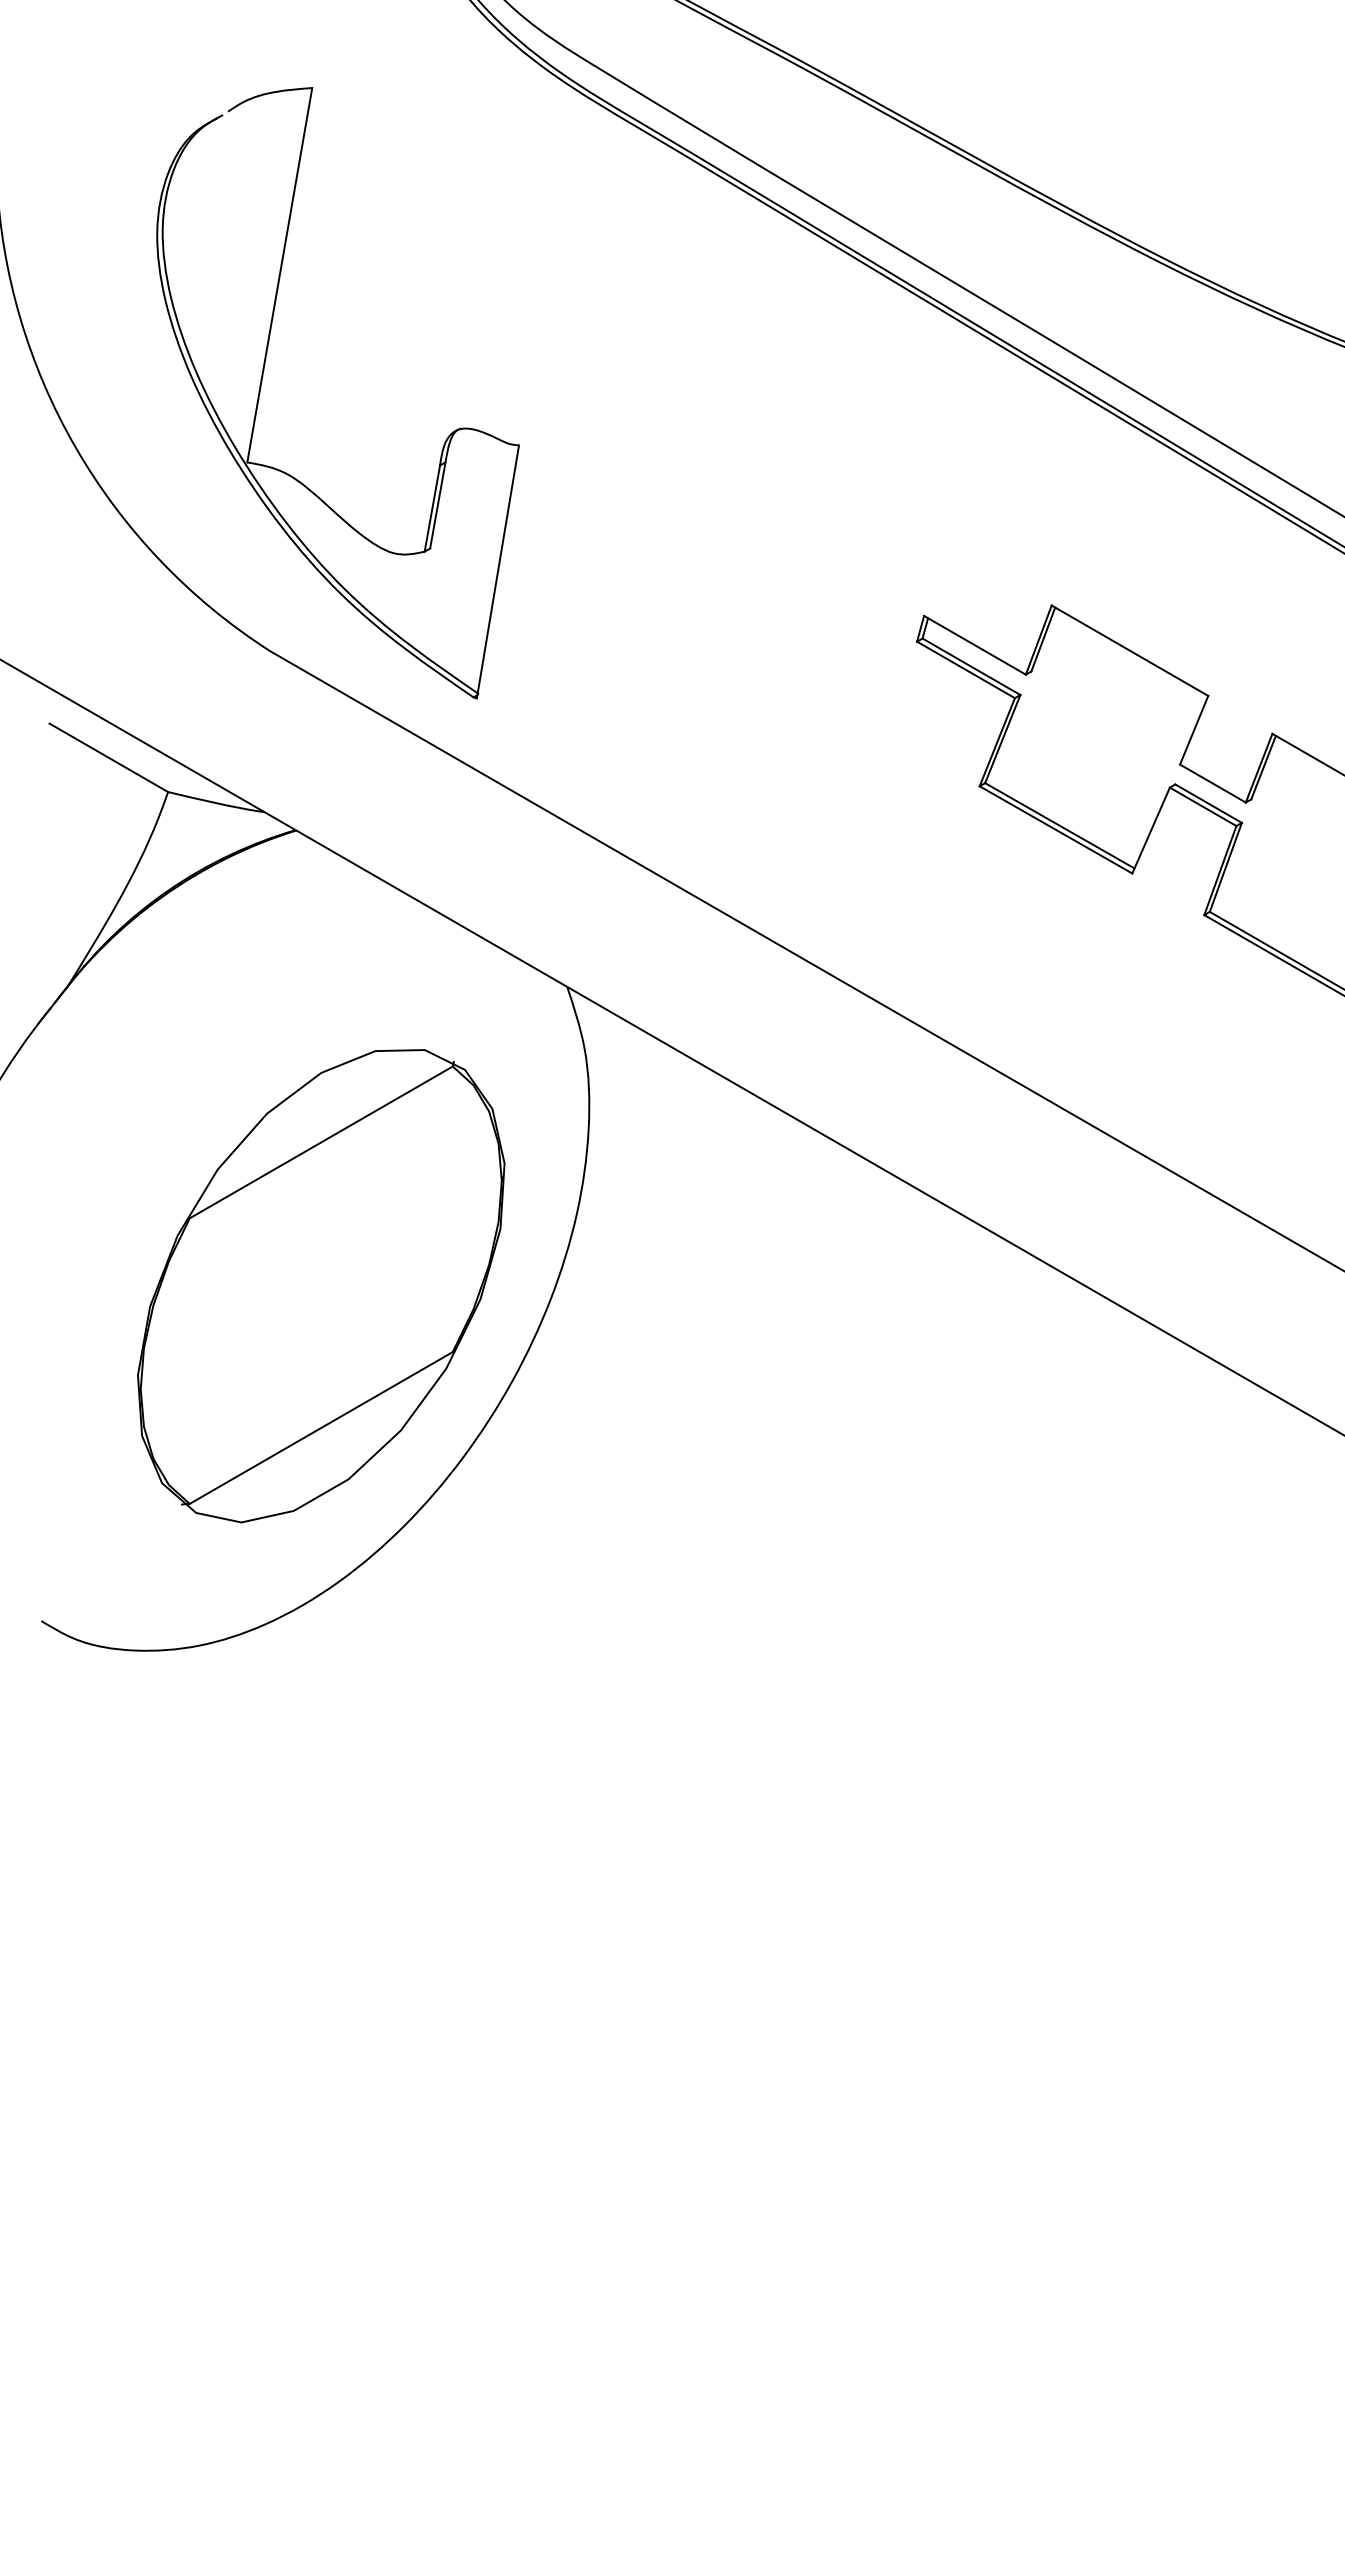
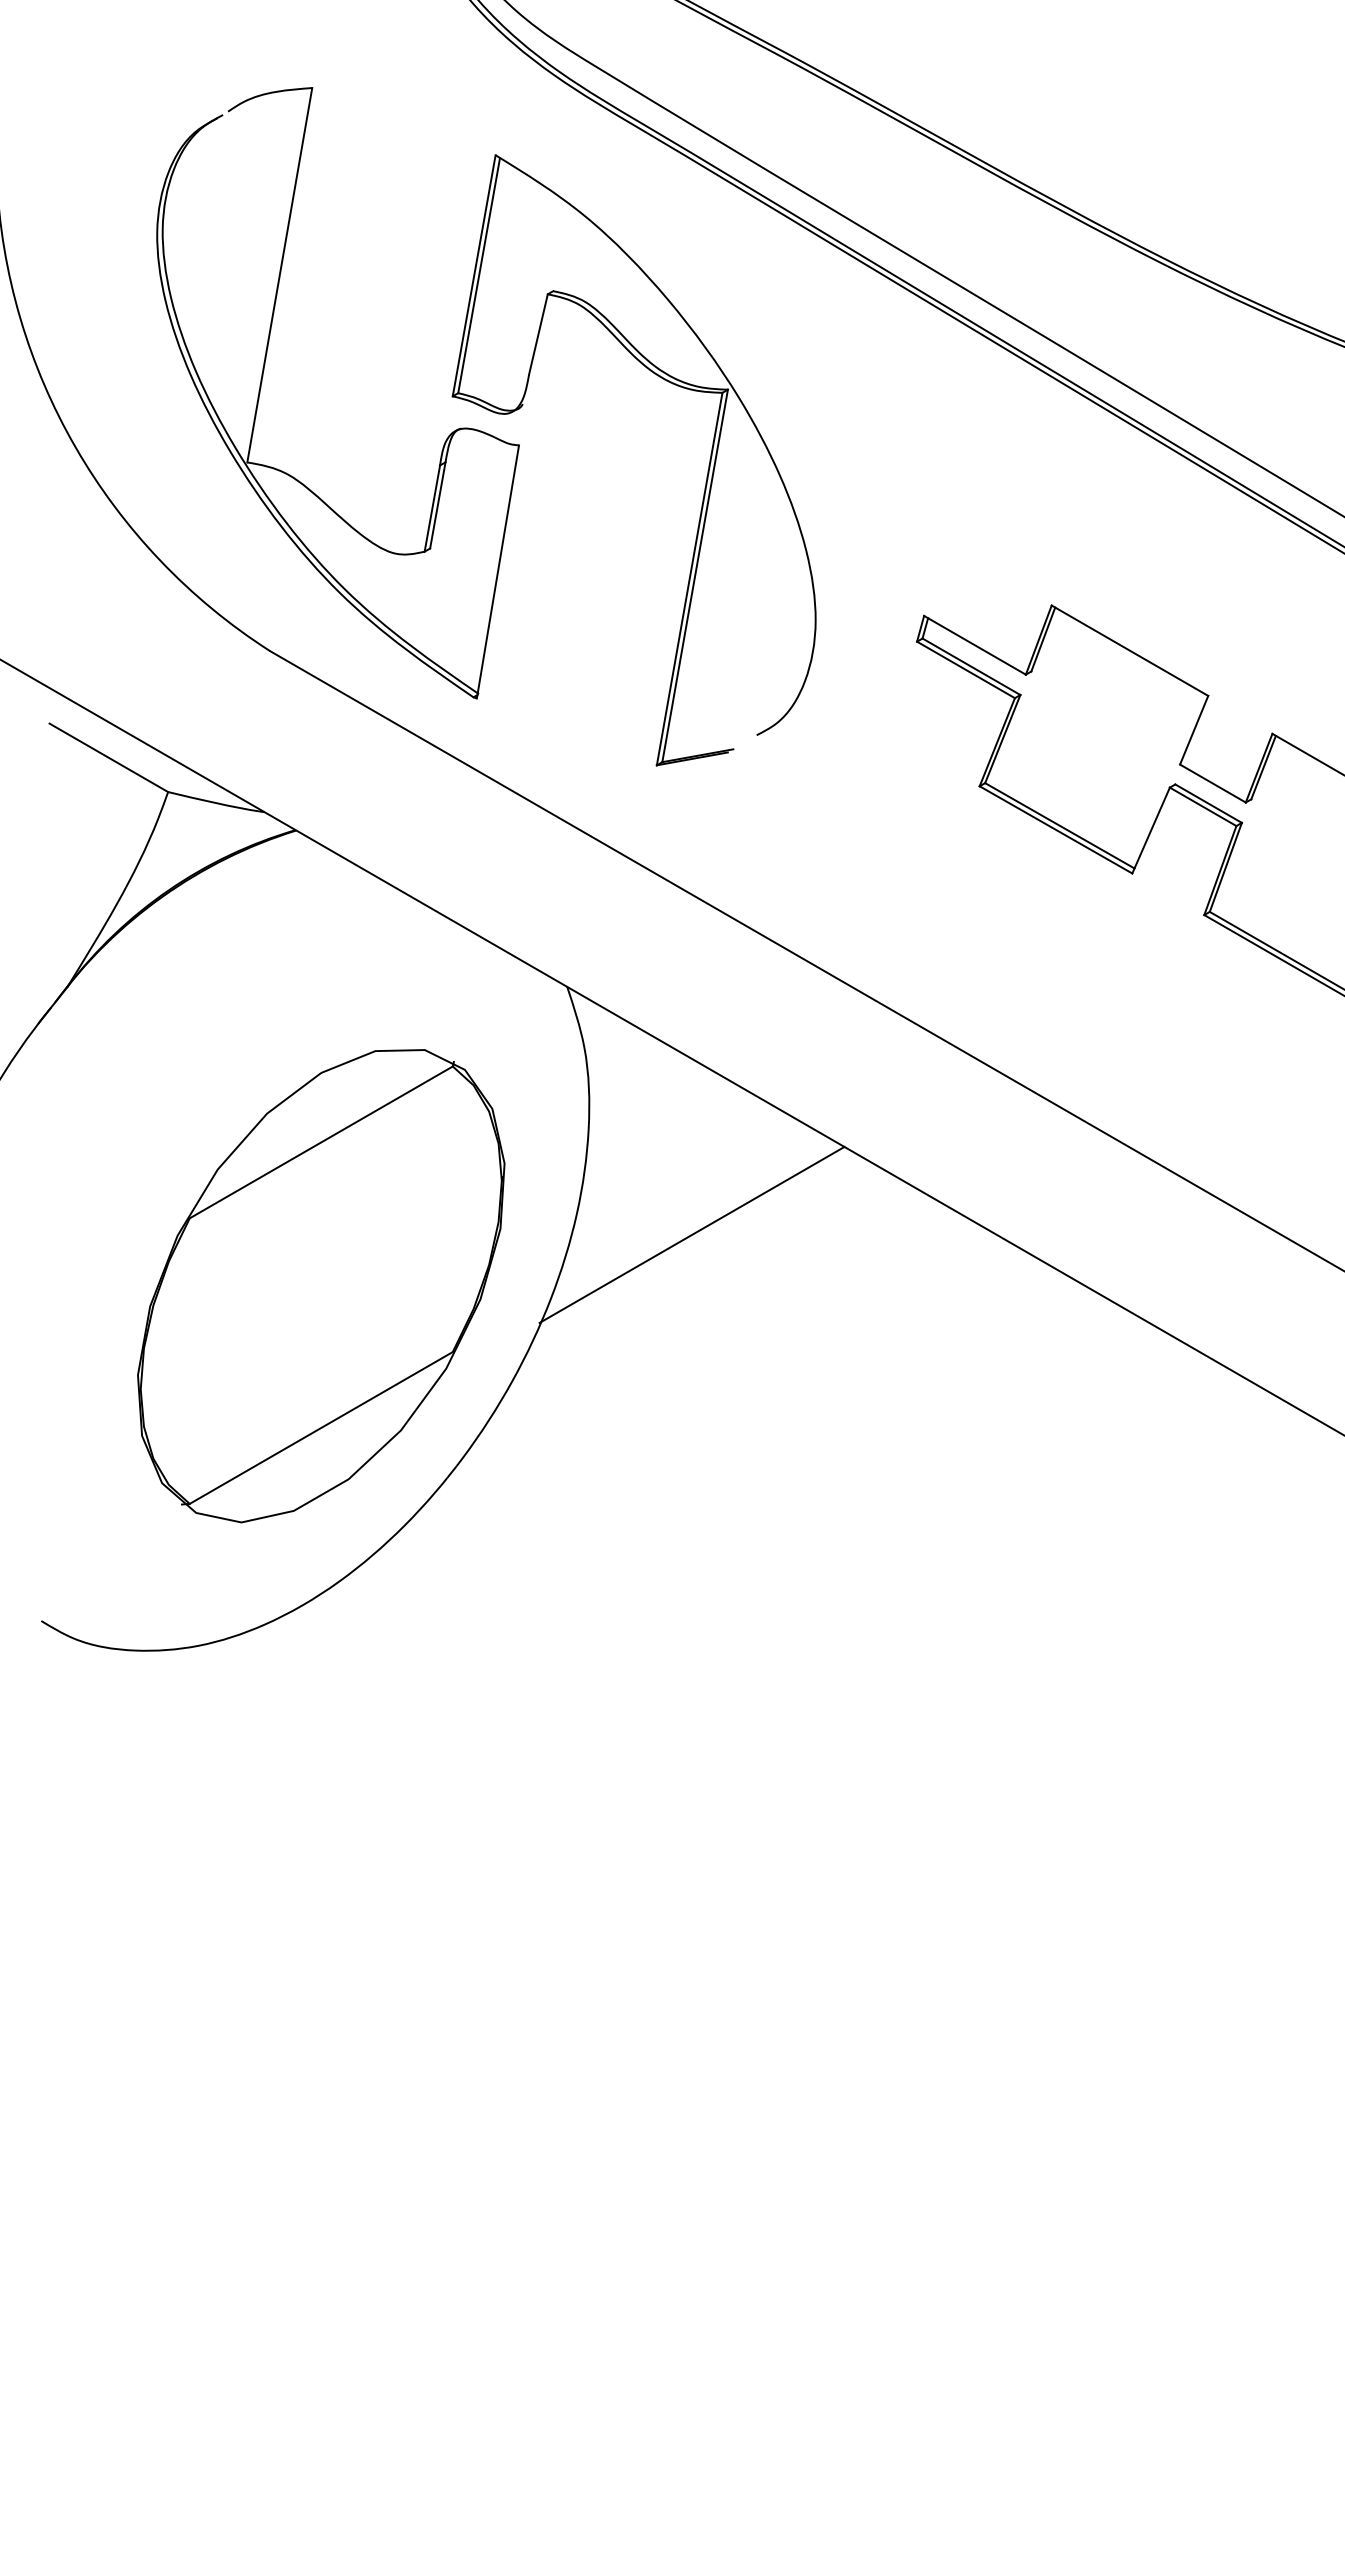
part: none -> present (707, 470)
line: none -> present (691, 1234)
